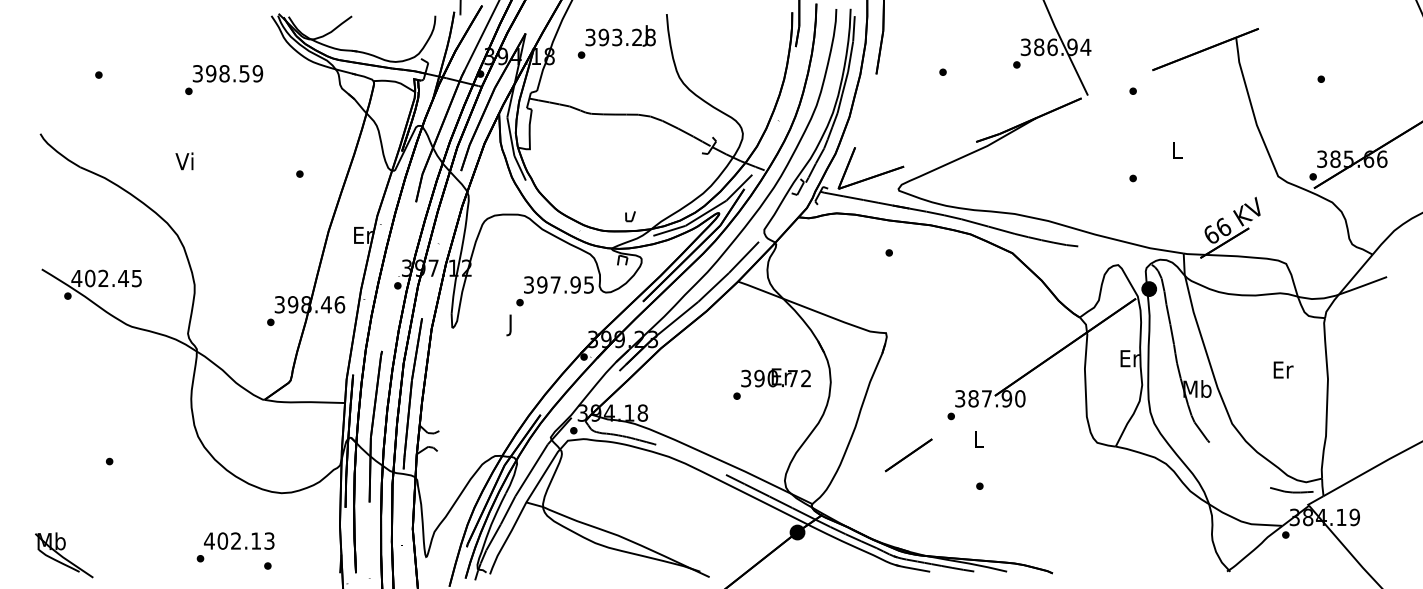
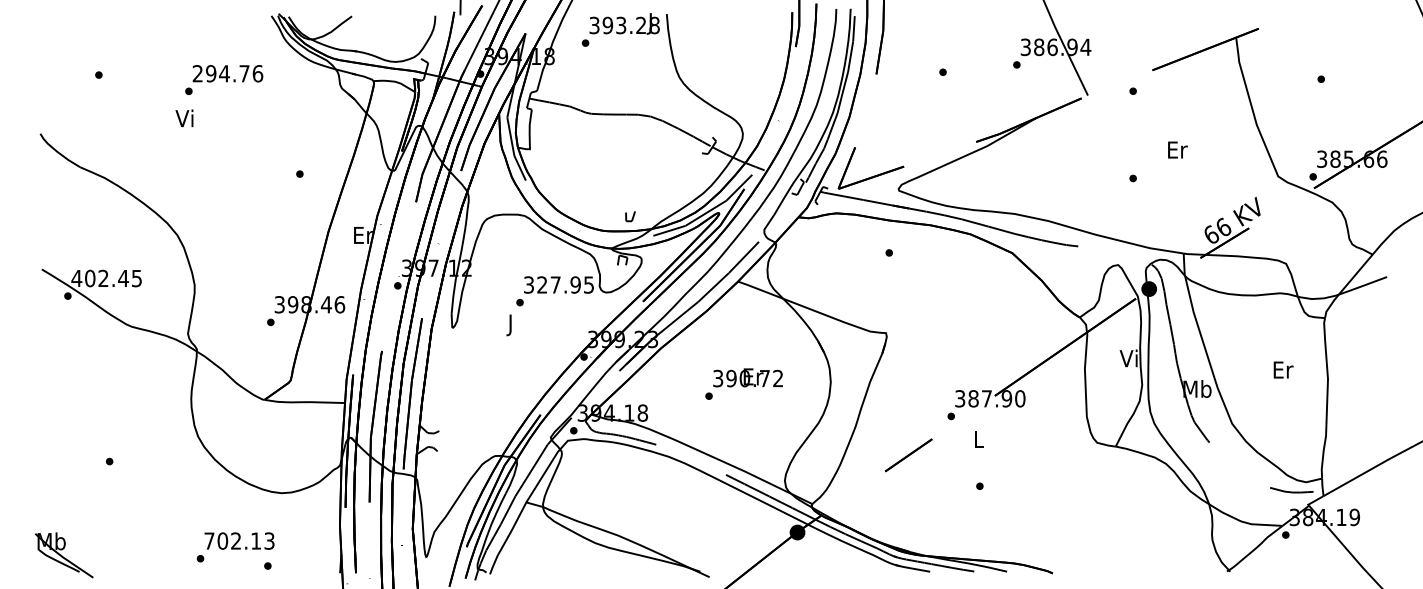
text position: (616, 41) -> (620, 29) (620, 29)
text: 398.59 -> 294.76 (227, 73)
text: L -> Er (1177, 149)
text position: (184, 161) -> (184, 118) (184, 118)
text: 397.95 -> 327.95 (542, 284)
text: Er -> Vi (1129, 358)
text position: (771, 383) -> (743, 383) (743, 383)
text: 402.13 -> 702.13 (208, 540)
